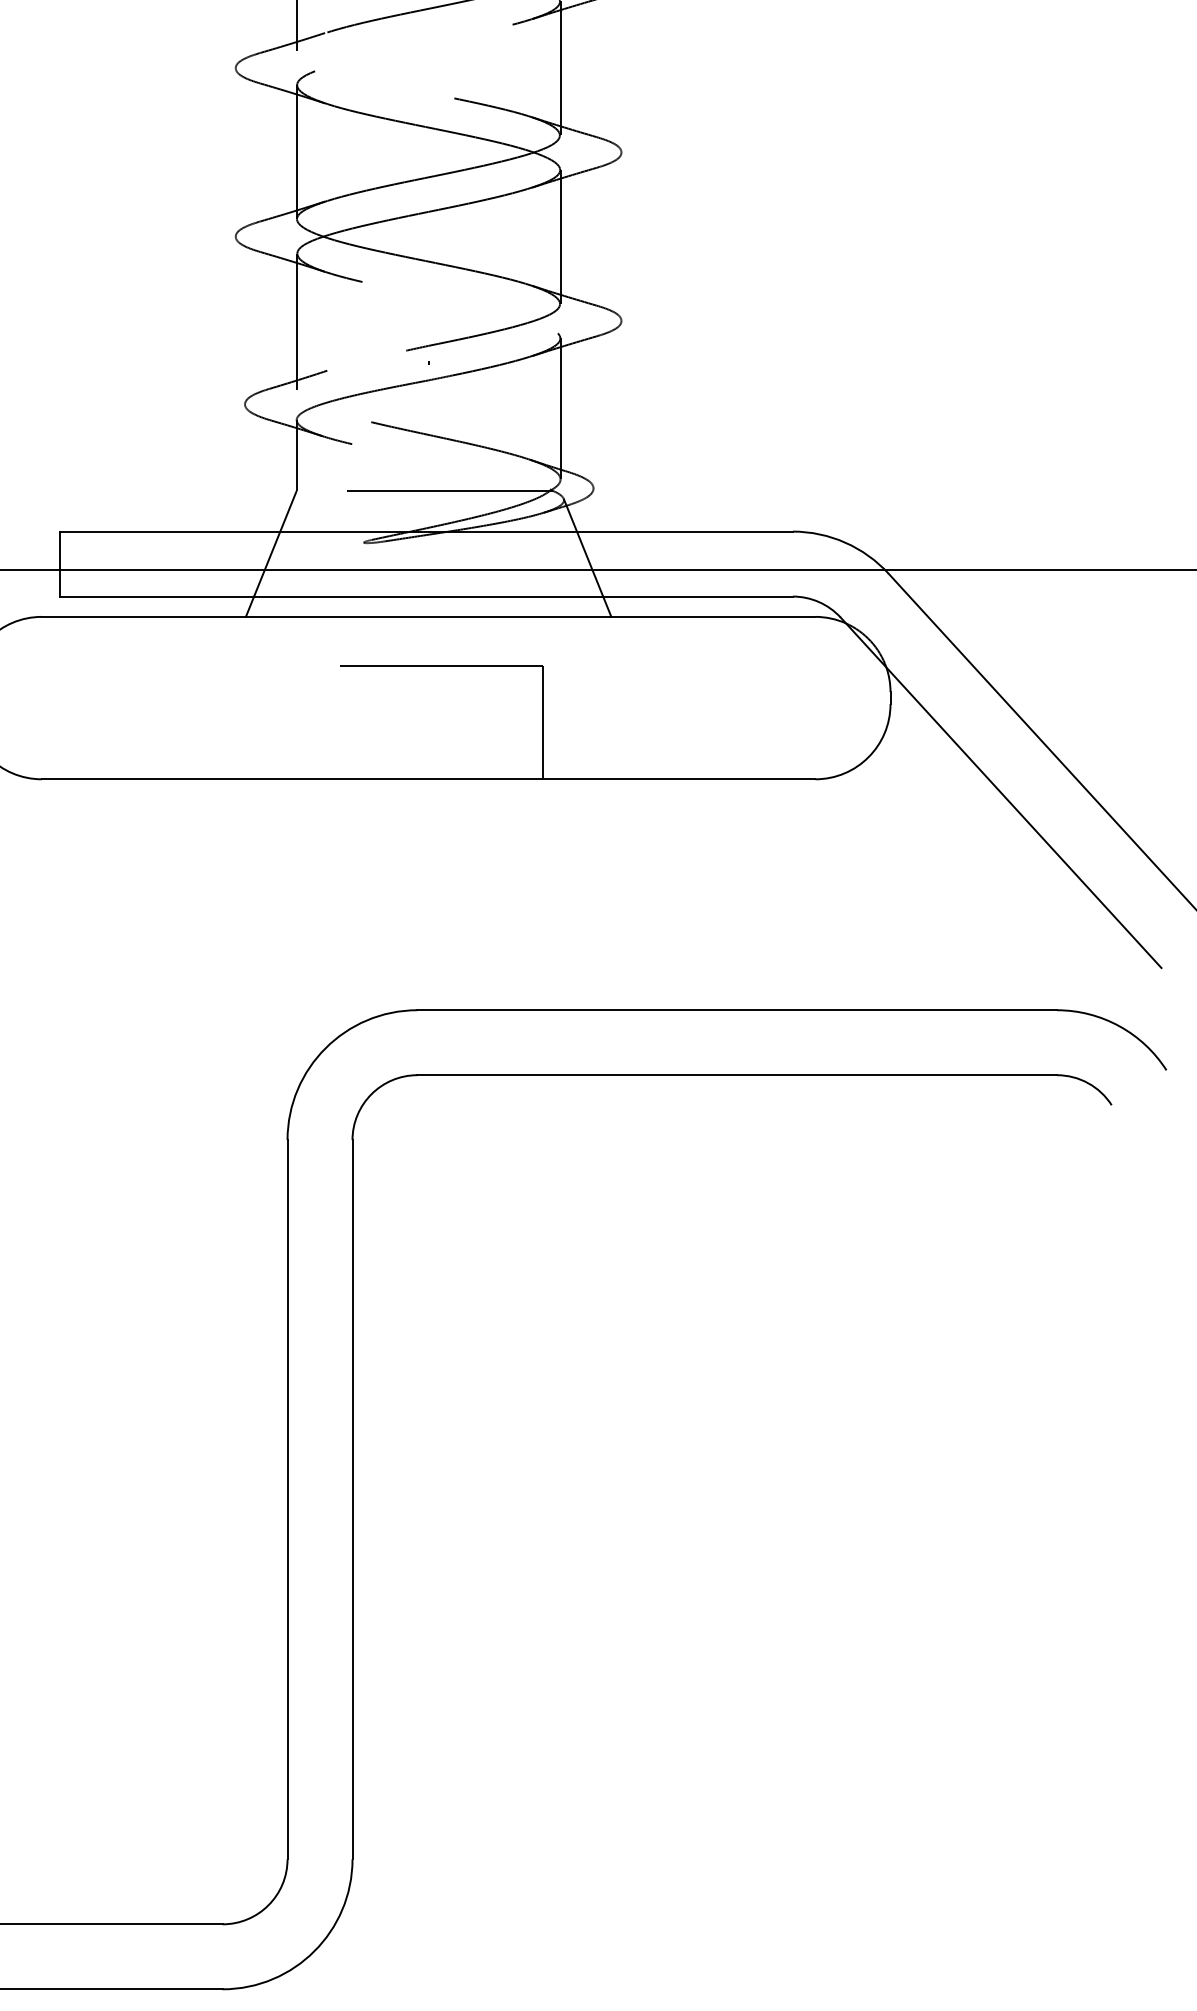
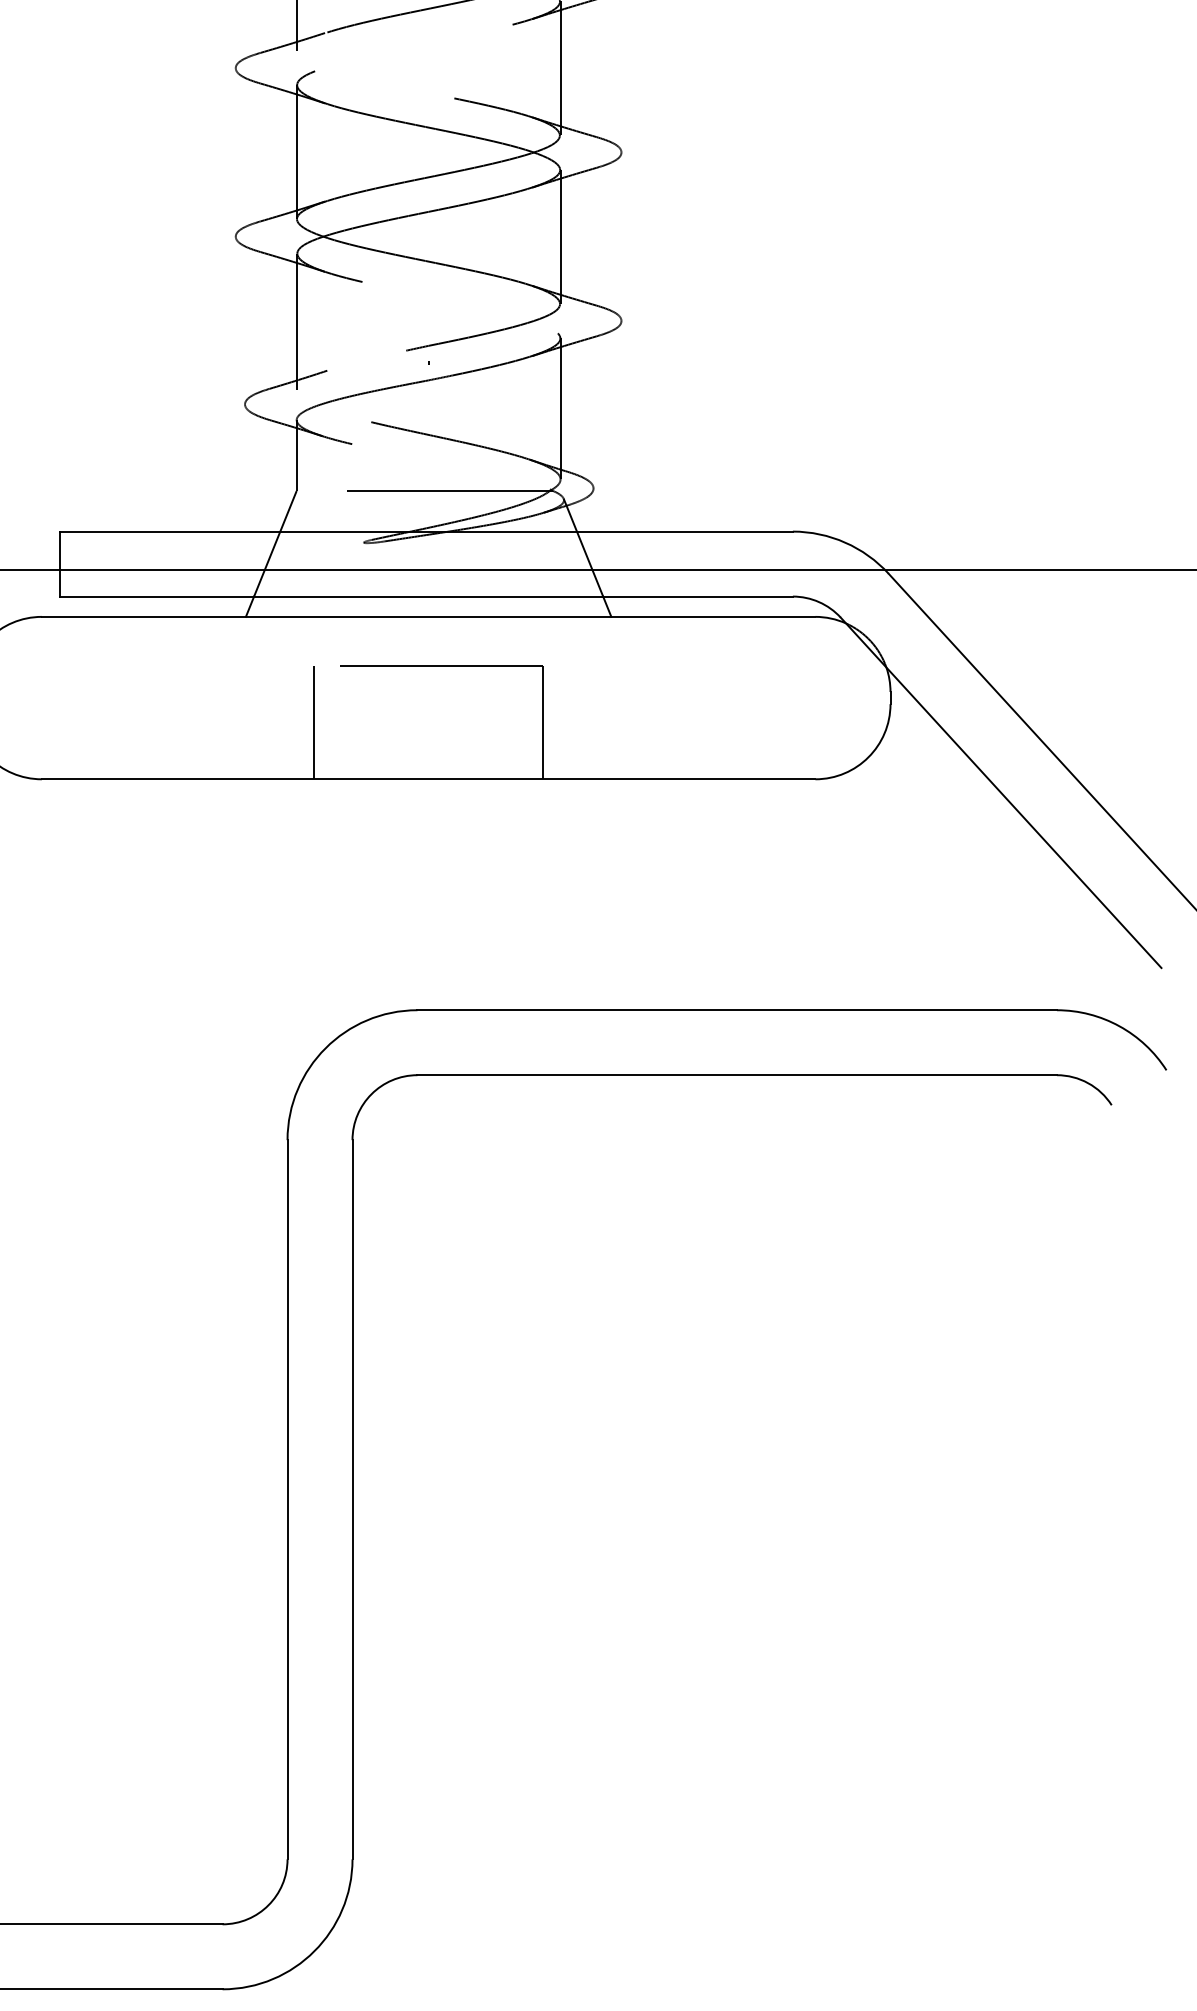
line: none -> present (313, 722)
